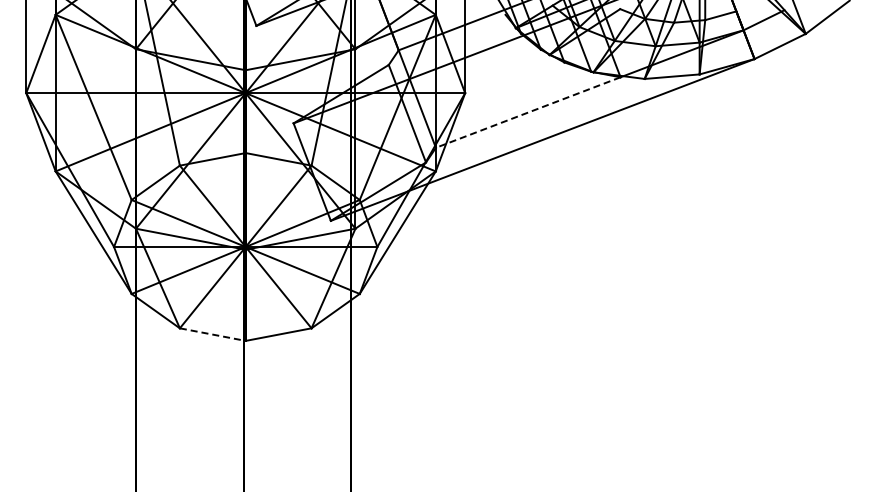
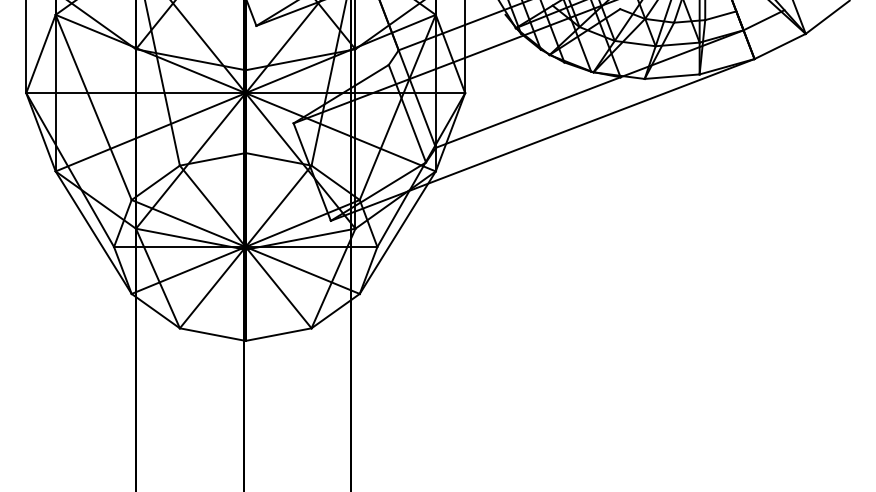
line: dashed -> solid (528, 112)
line: dashed -> solid (212, 334)
